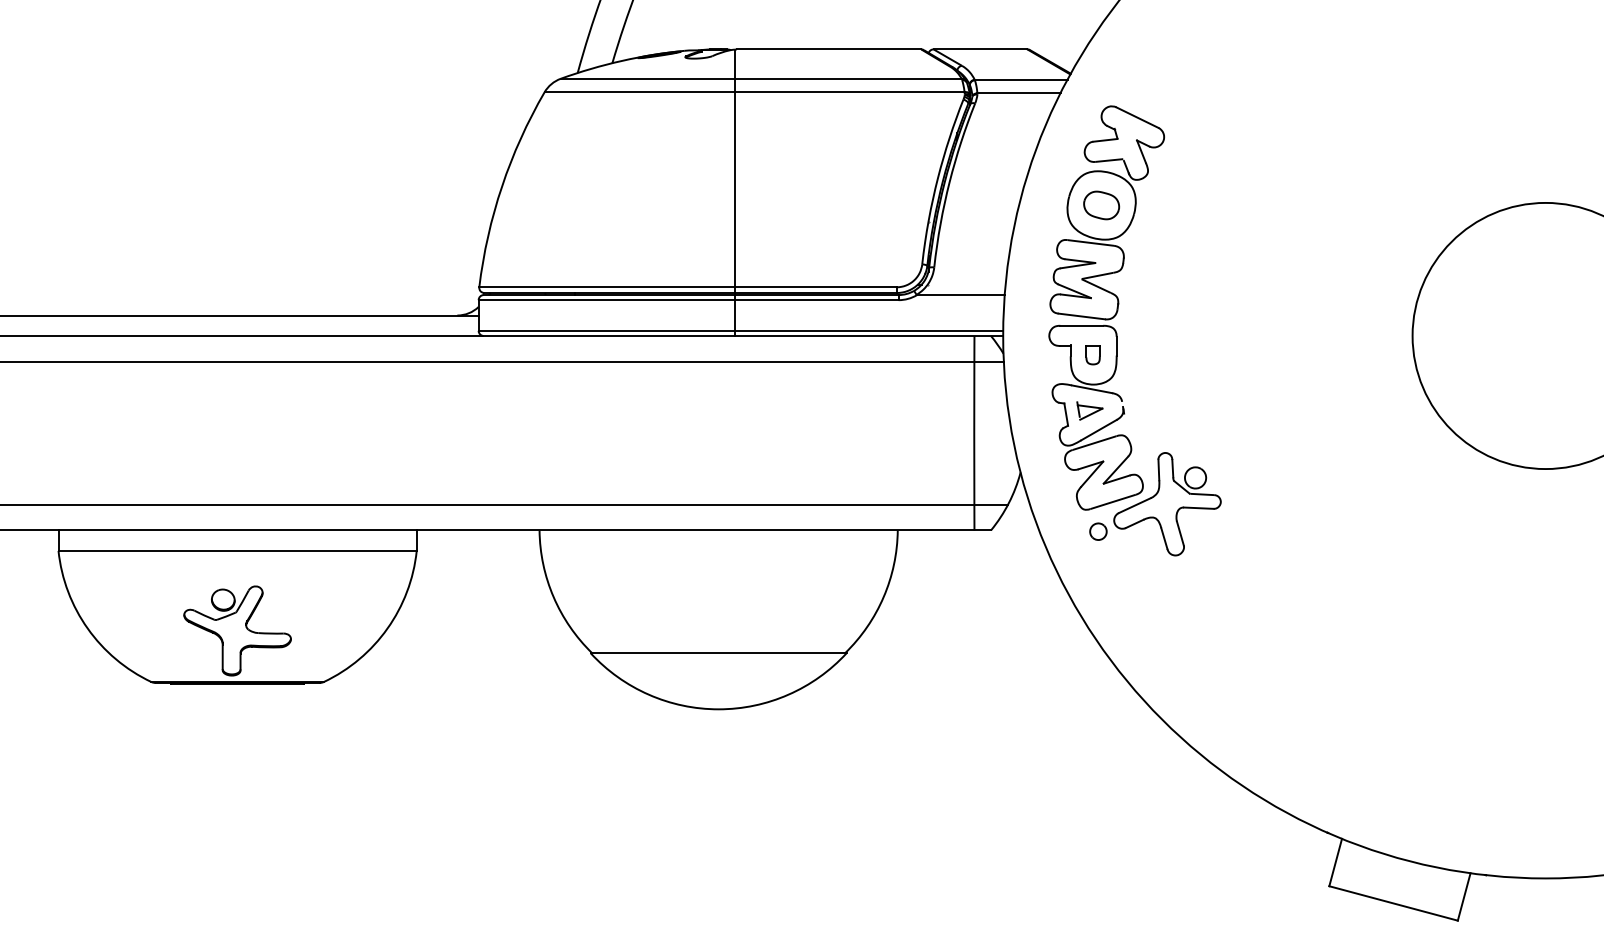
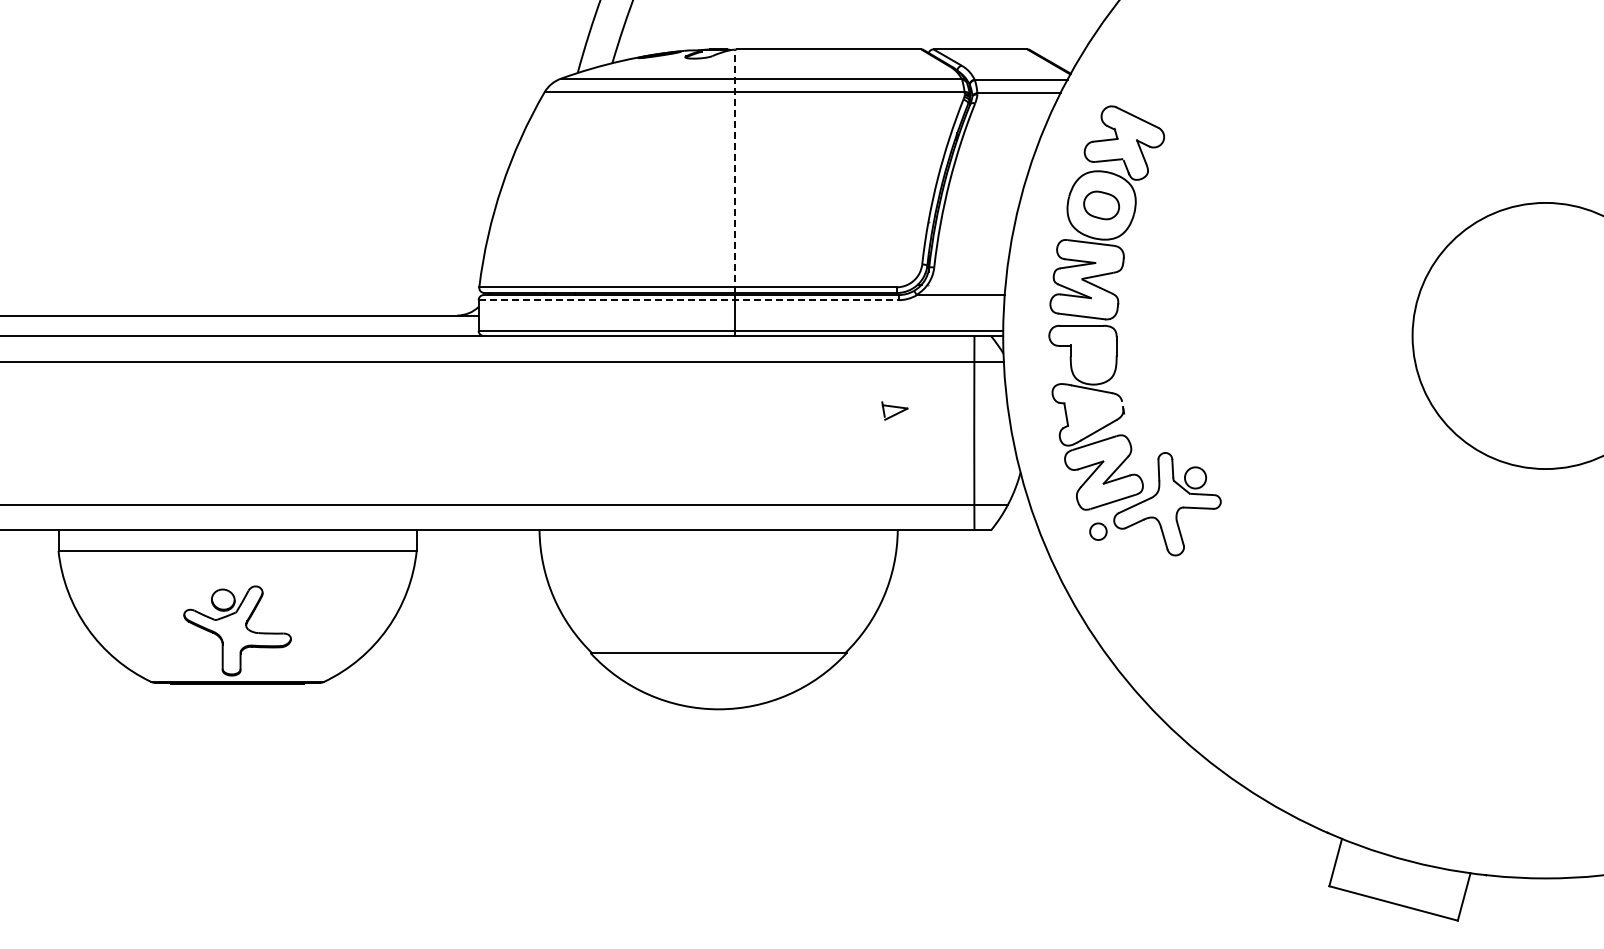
line: solid -> dashed (734, 171)
line: solid -> dashed (688, 300)
part: present -> none (1092, 355)
part position: (1089, 410) -> (894, 410) (894, 410)
